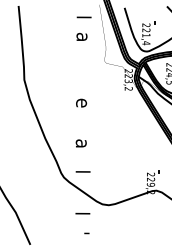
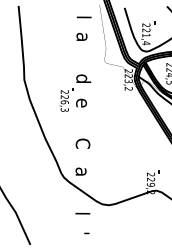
part: none -> present (75, 92)
text: a -> C (82, 143)
text: l -> a (82, 171)
